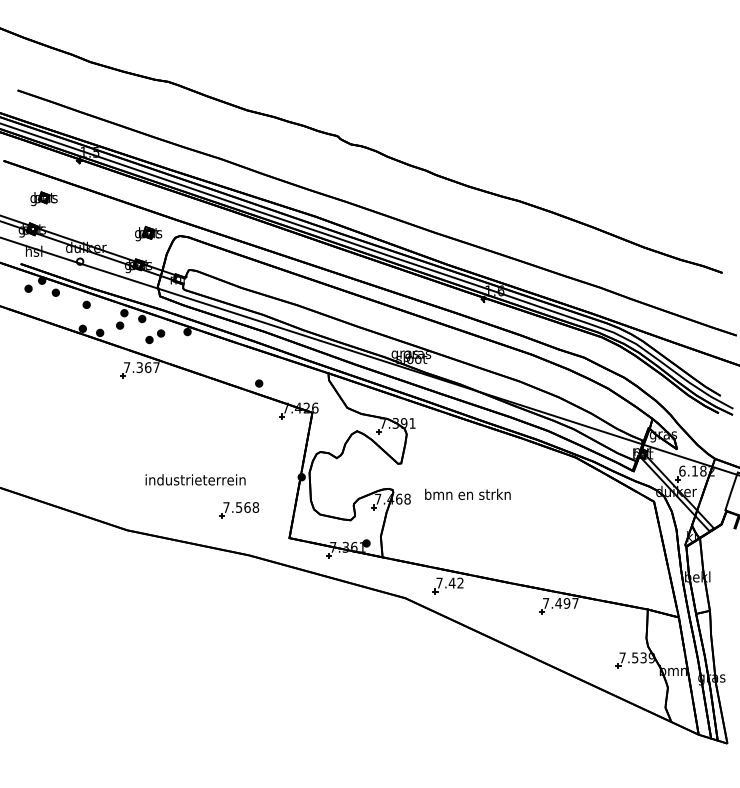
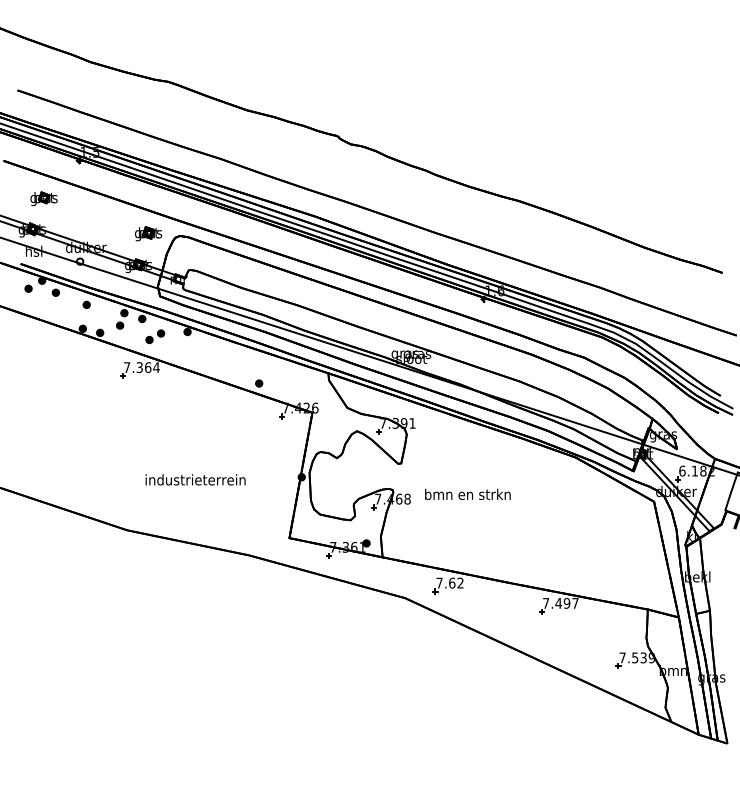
text: 7.367 -> 7.364 (156, 367)
part: present -> none (239, 510)
text: 7.42 -> 7.62 (451, 582)
